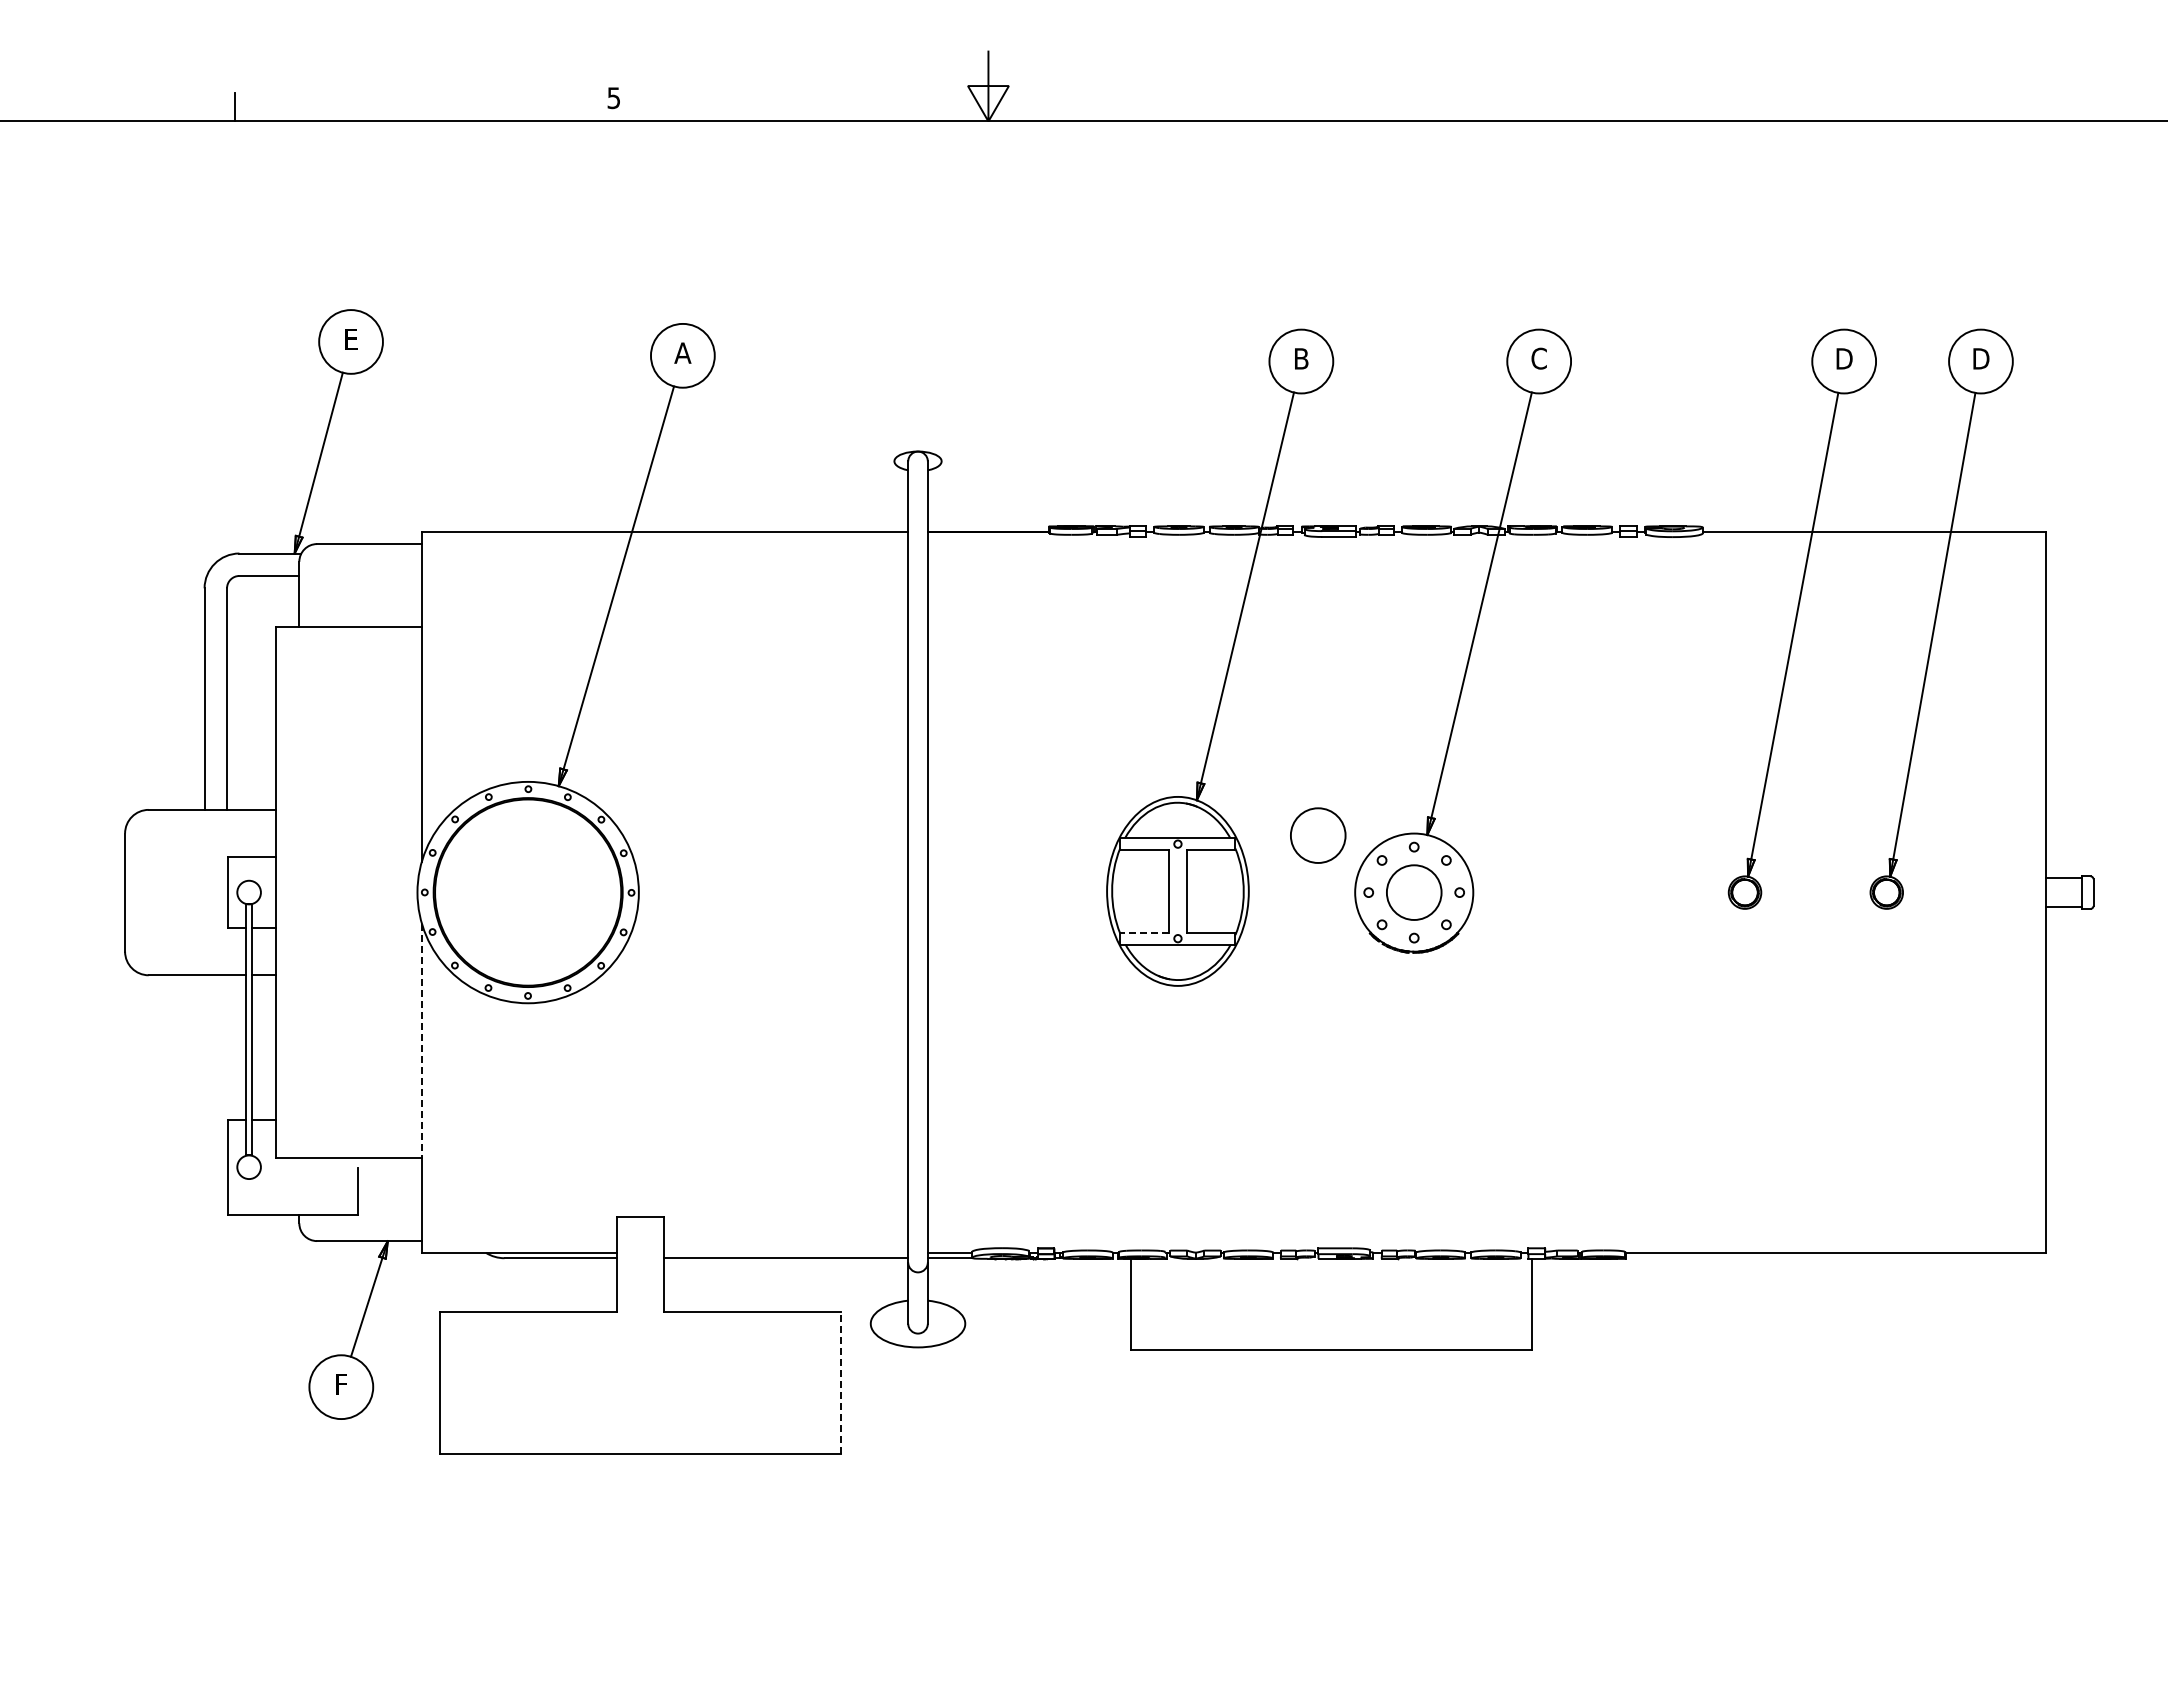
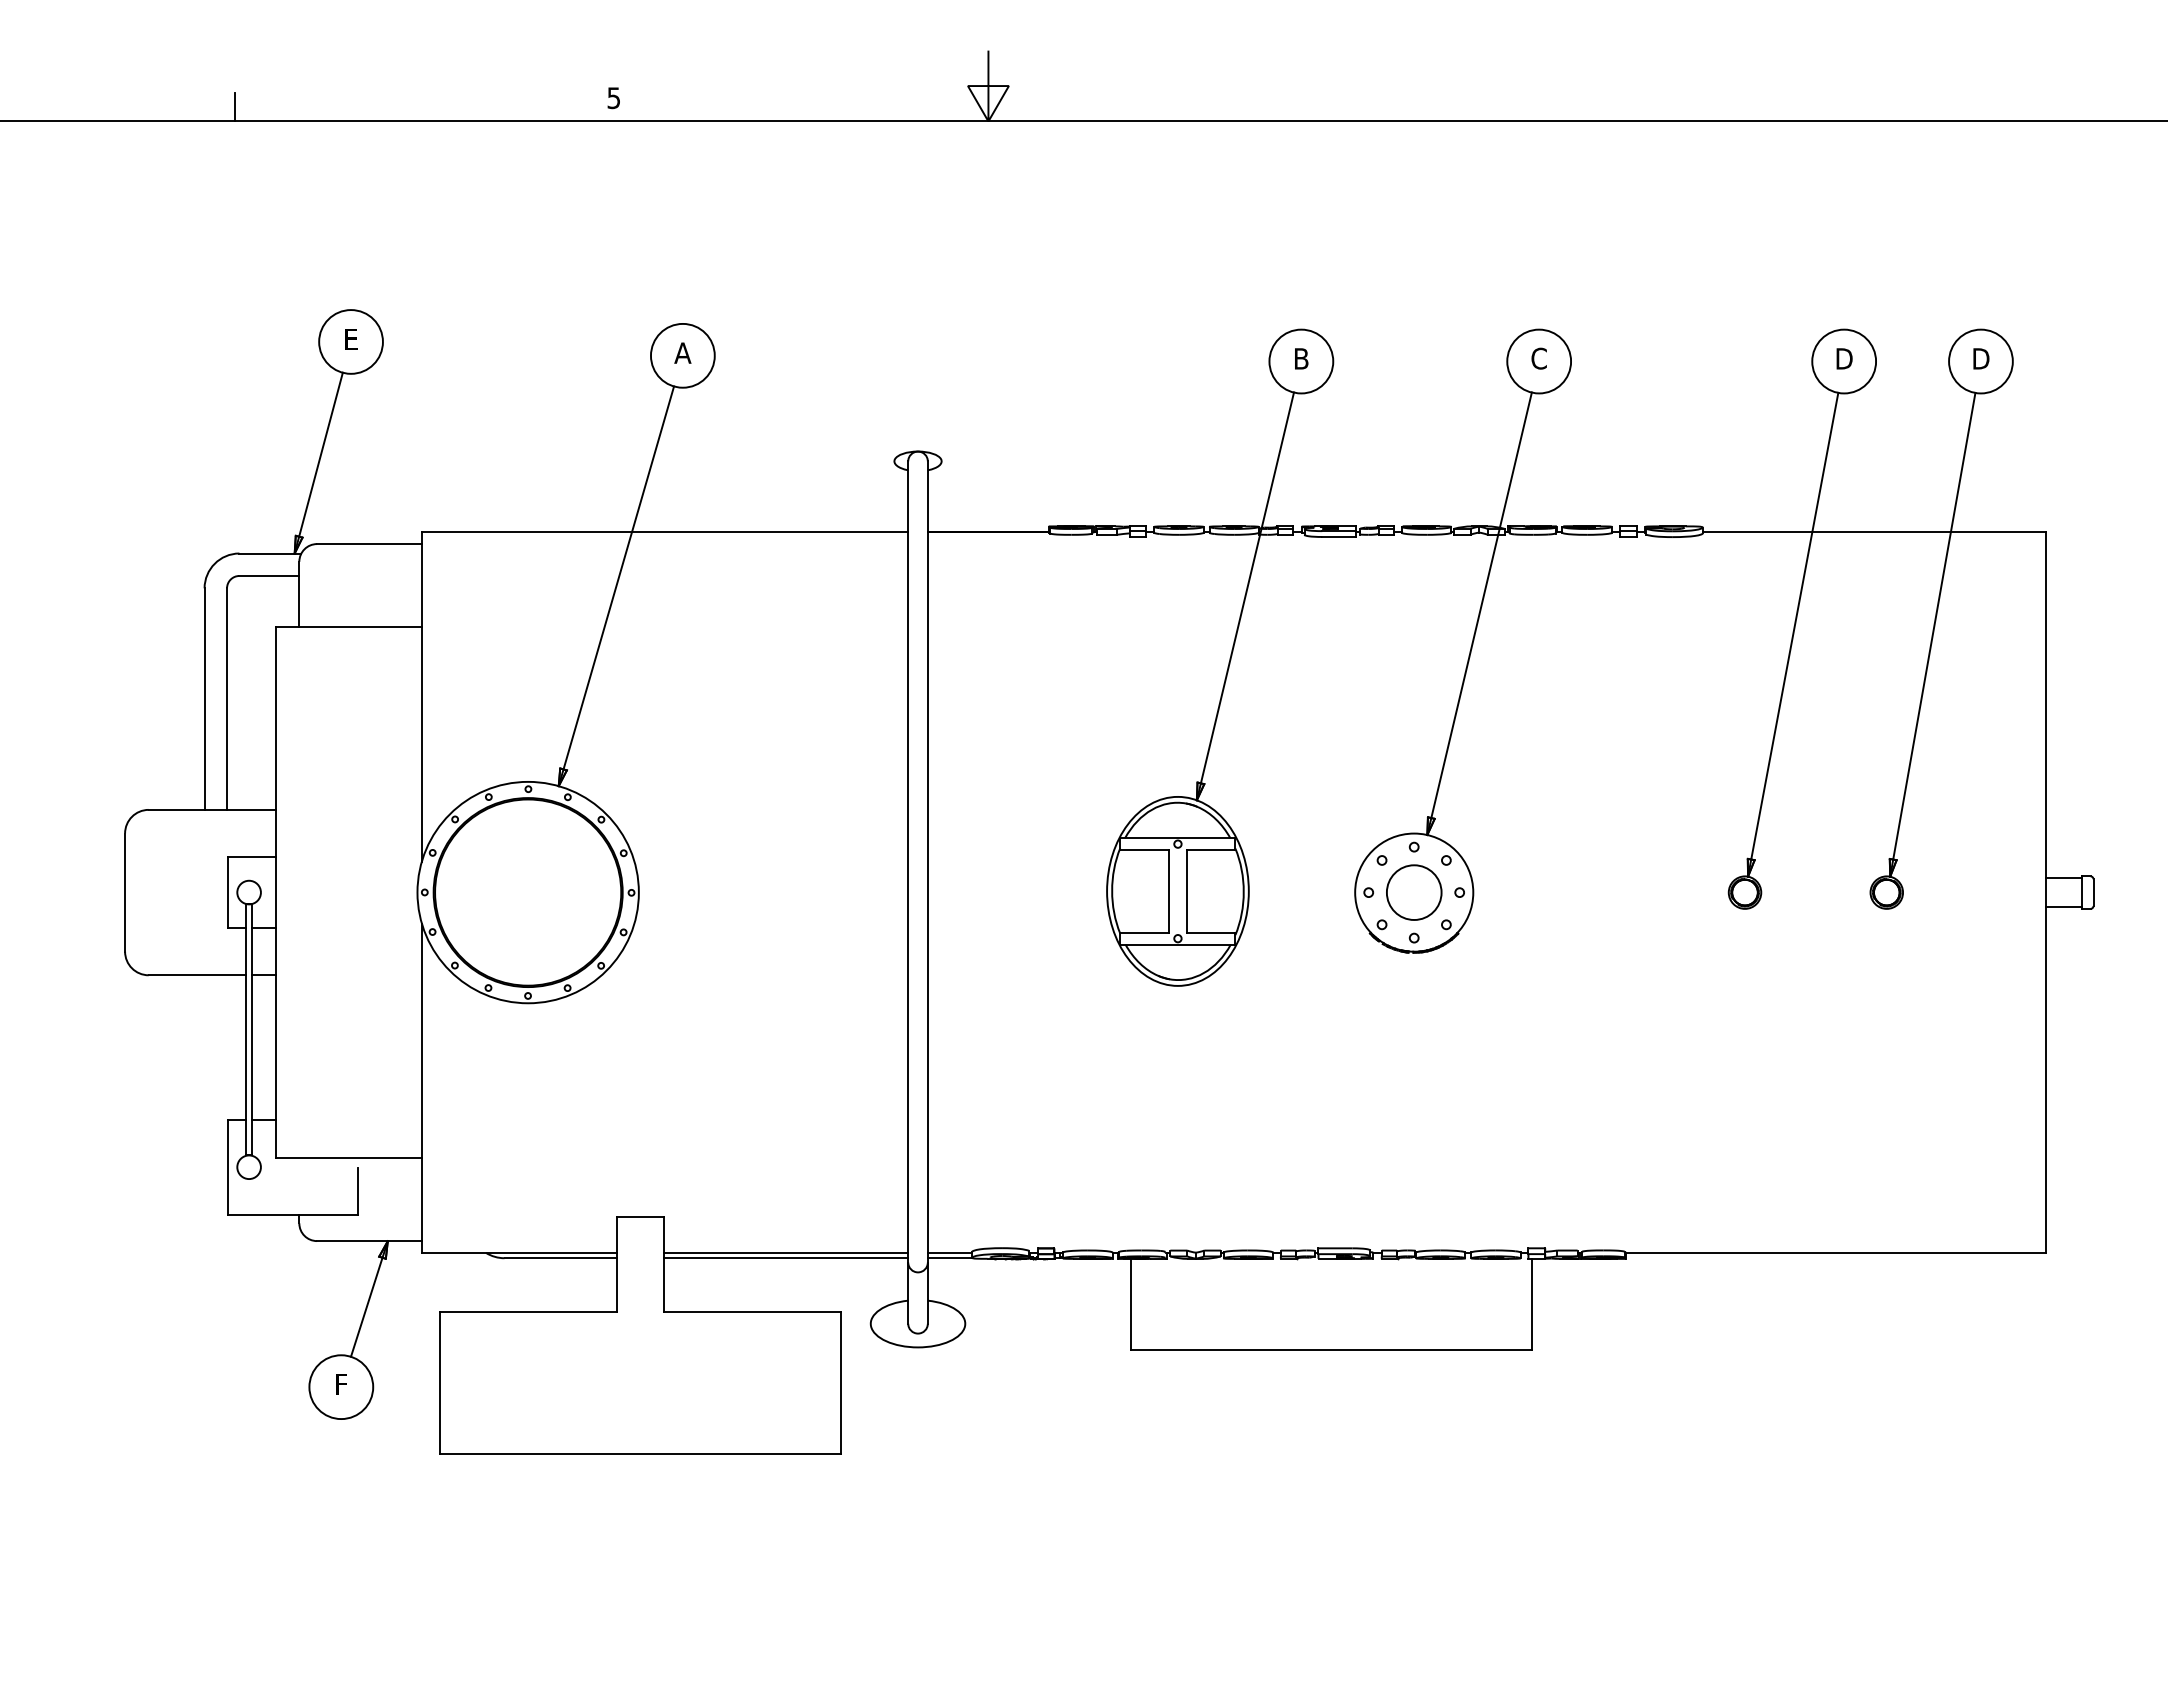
circle: present -> none (1318, 835)
line: dashed -> solid (1144, 932)
line: dashed -> solid (421, 1041)
line: none -> present (786, 1252)
line: dashed -> solid (841, 1382)
